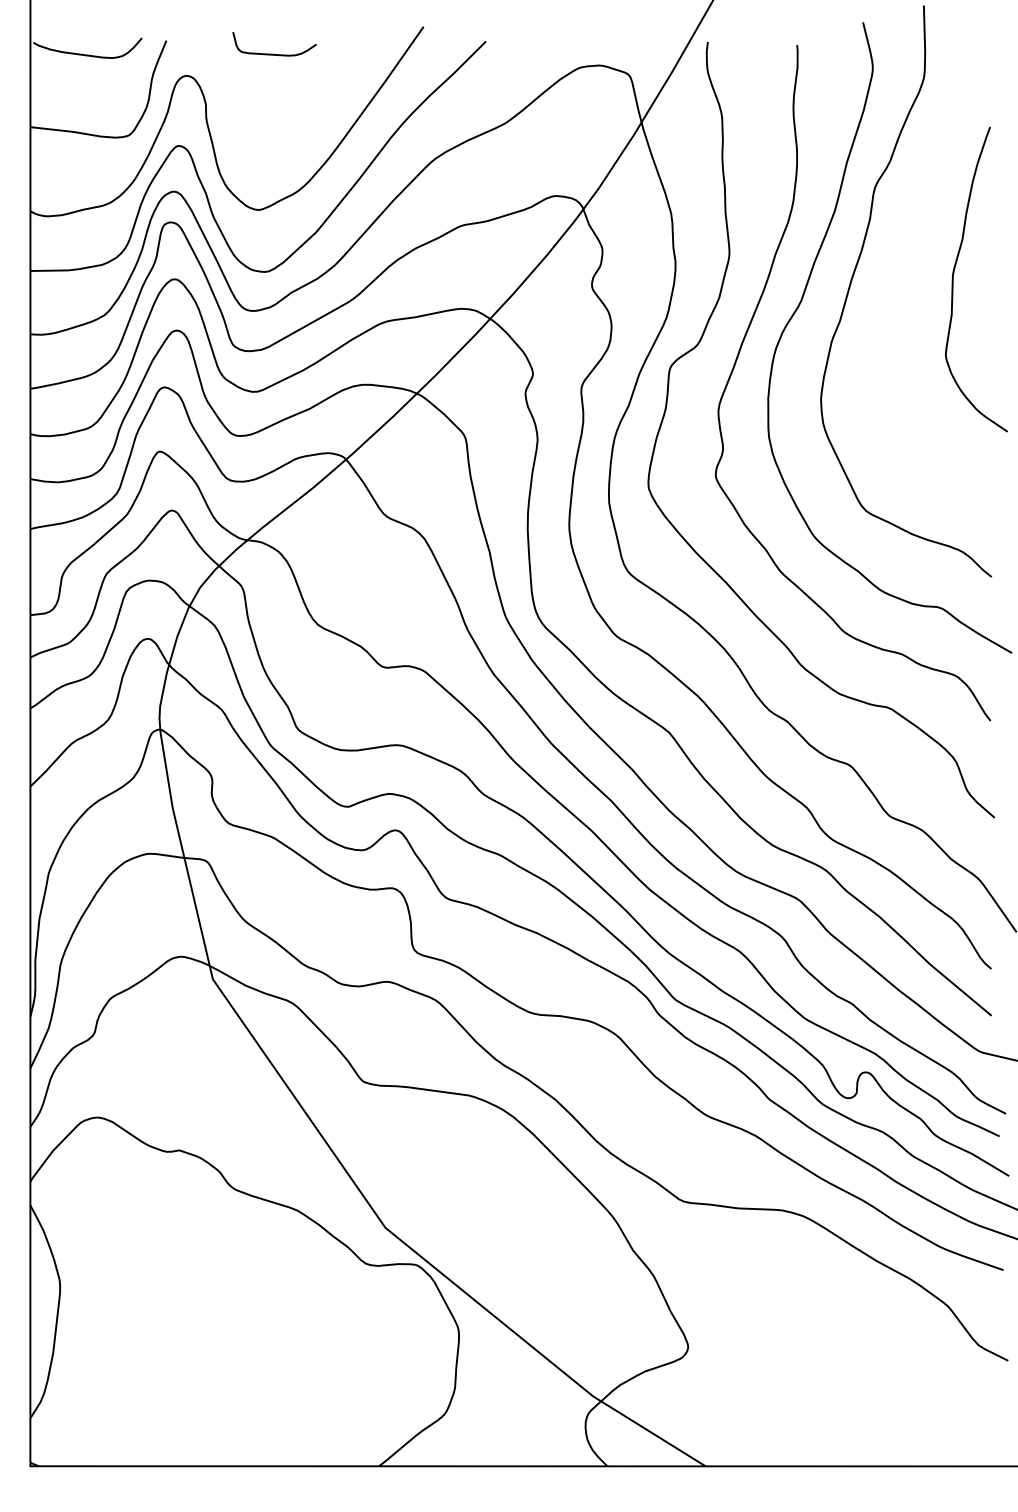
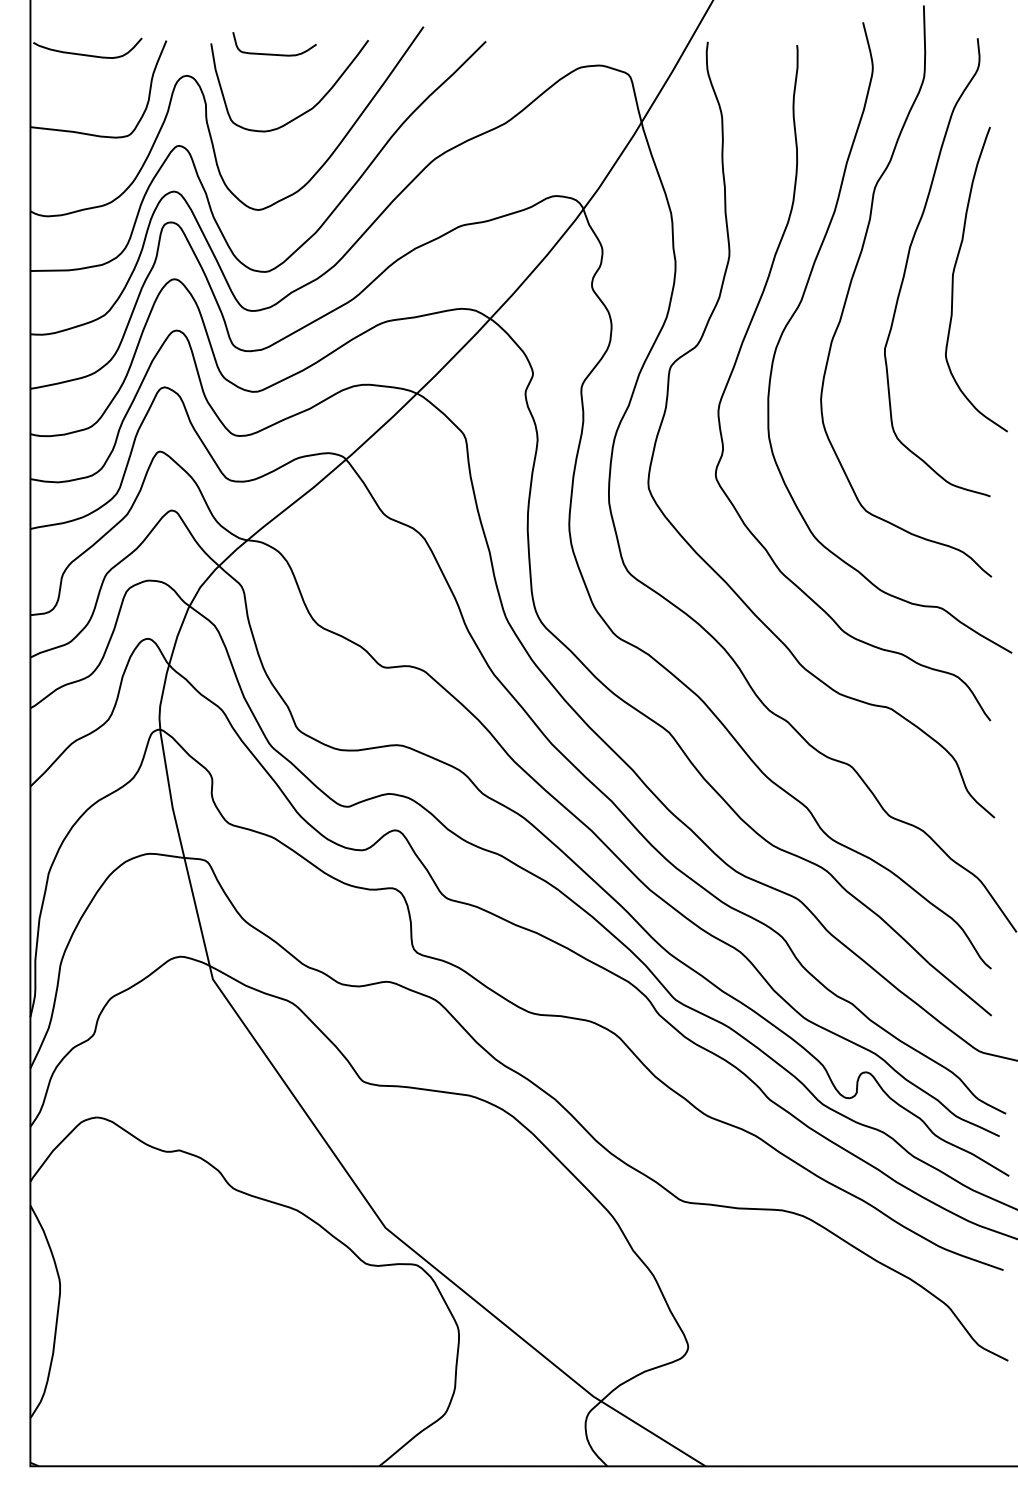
curve: none -> present (303, 112)
curve: none -> present (908, 260)
